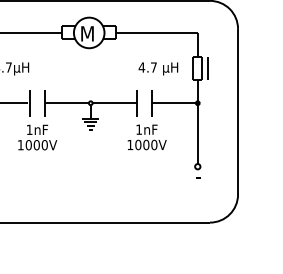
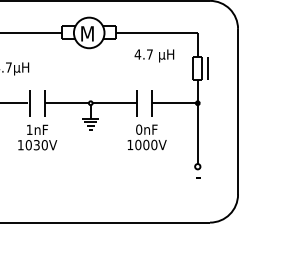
text position: (158, 68) -> (154, 55) (154, 55)
text: 1nF -> 0nF (139, 129)
text: 1000V -> 1030V (36, 145)
